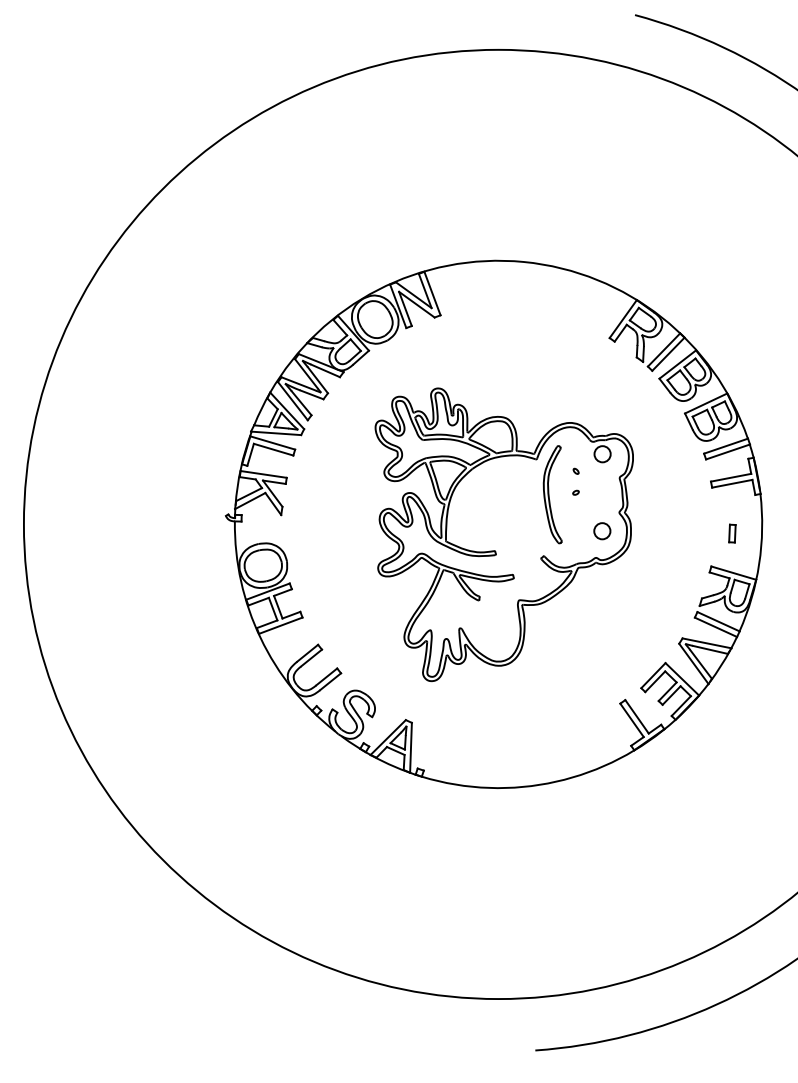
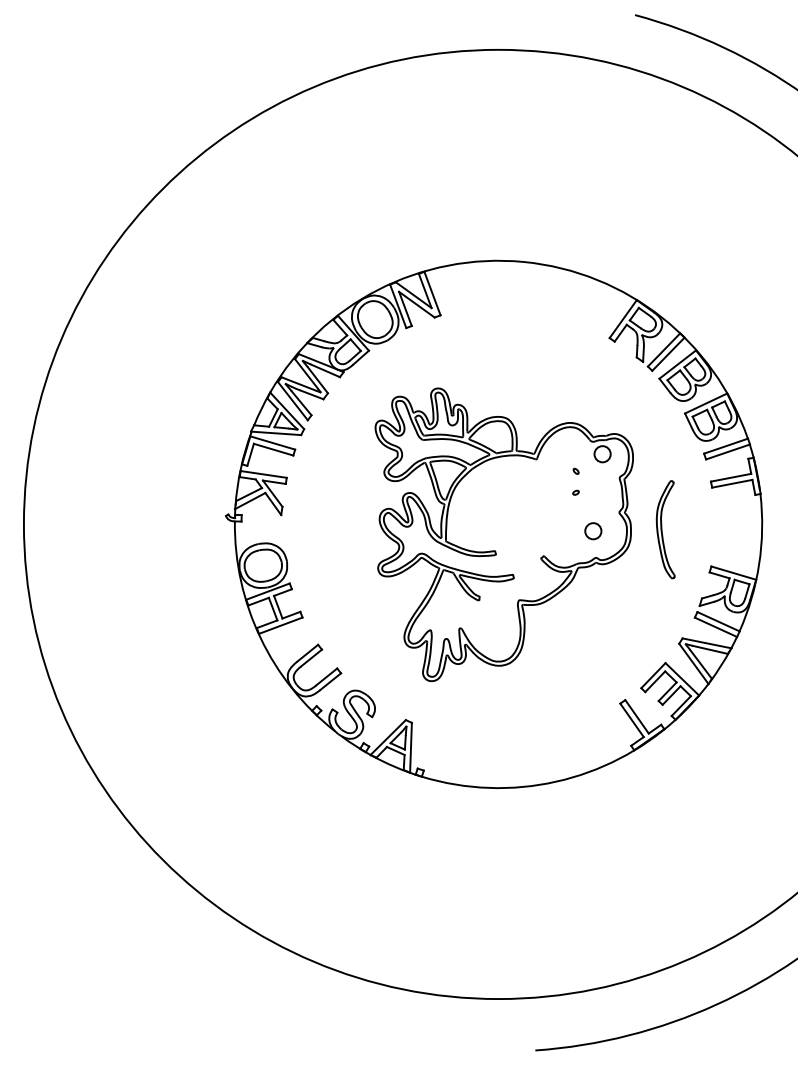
part position: (552, 494) -> (665, 529) (665, 529)
circle position: (602, 531) -> (593, 531) (593, 531)
part: present -> none (732, 533)
